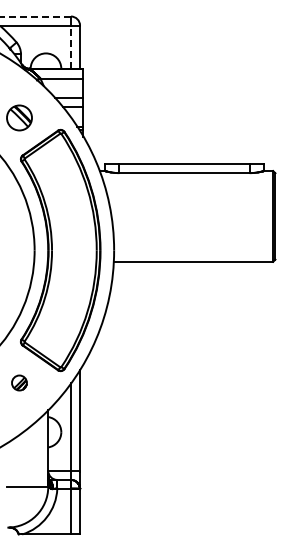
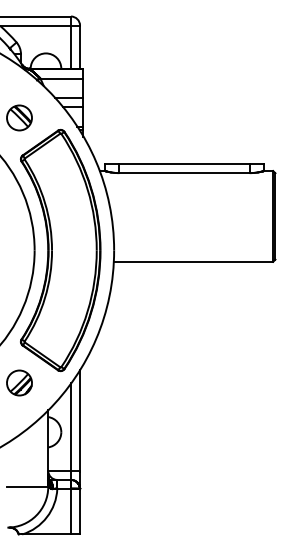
line: dashed -> solid (35, 16)
line: dashed -> solid (70, 47)
part size: 17x18 px -> 27x28 px (19, 382)
